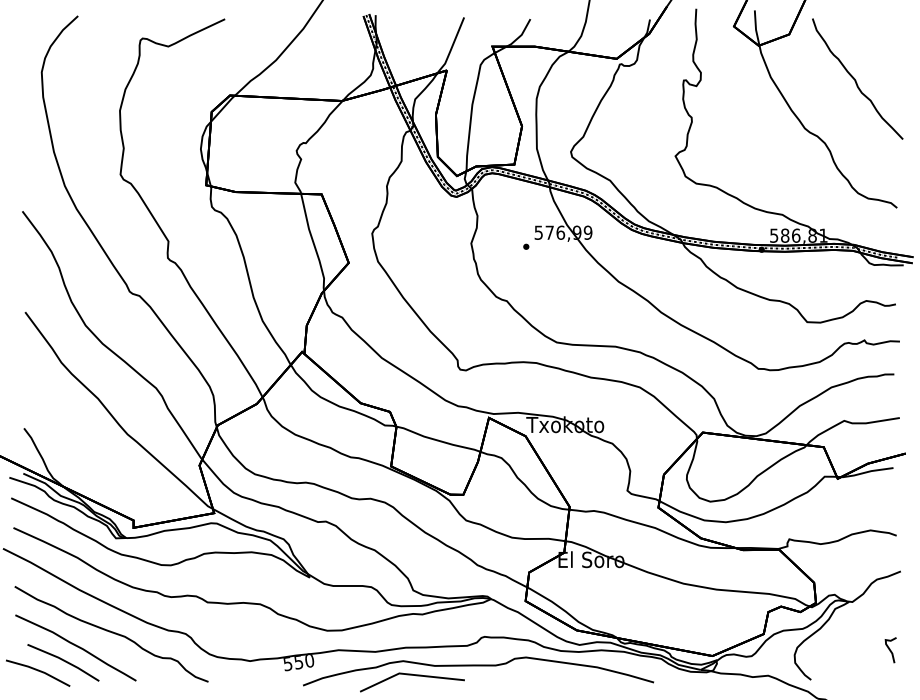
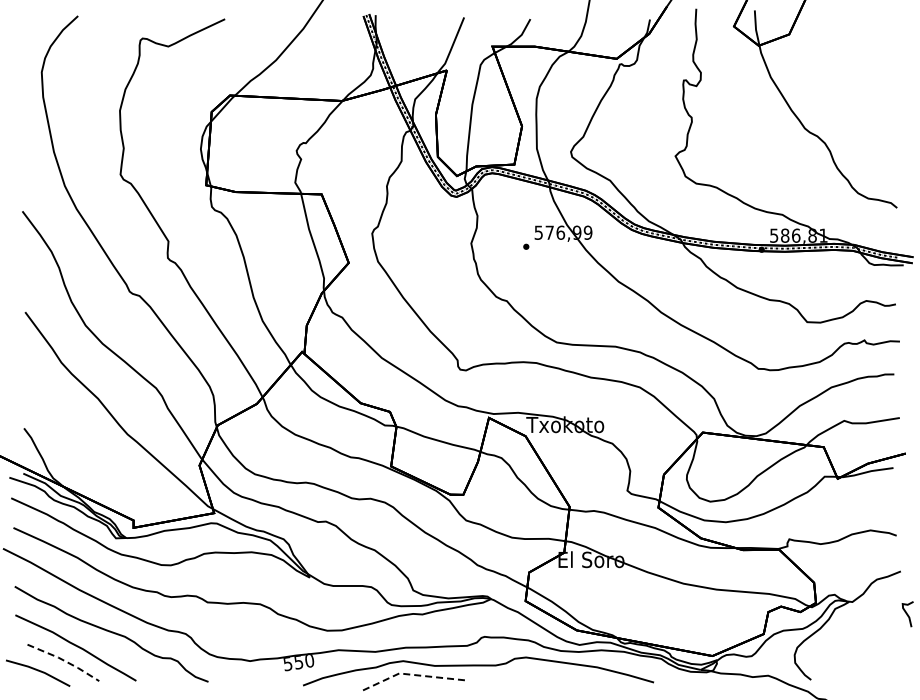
curve: present -> none (855, 78)
curve position: (890, 650) -> (907, 614) (907, 614)
line: solid -> dashed (64, 660)
line: solid -> dashed (409, 674)
